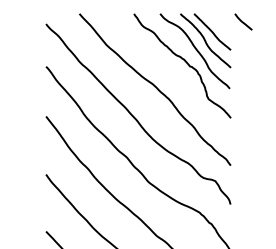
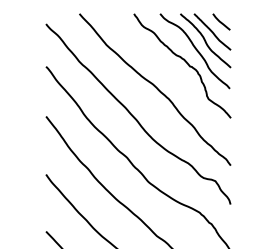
line position: (243, 21) -> (221, 21) (221, 21)
